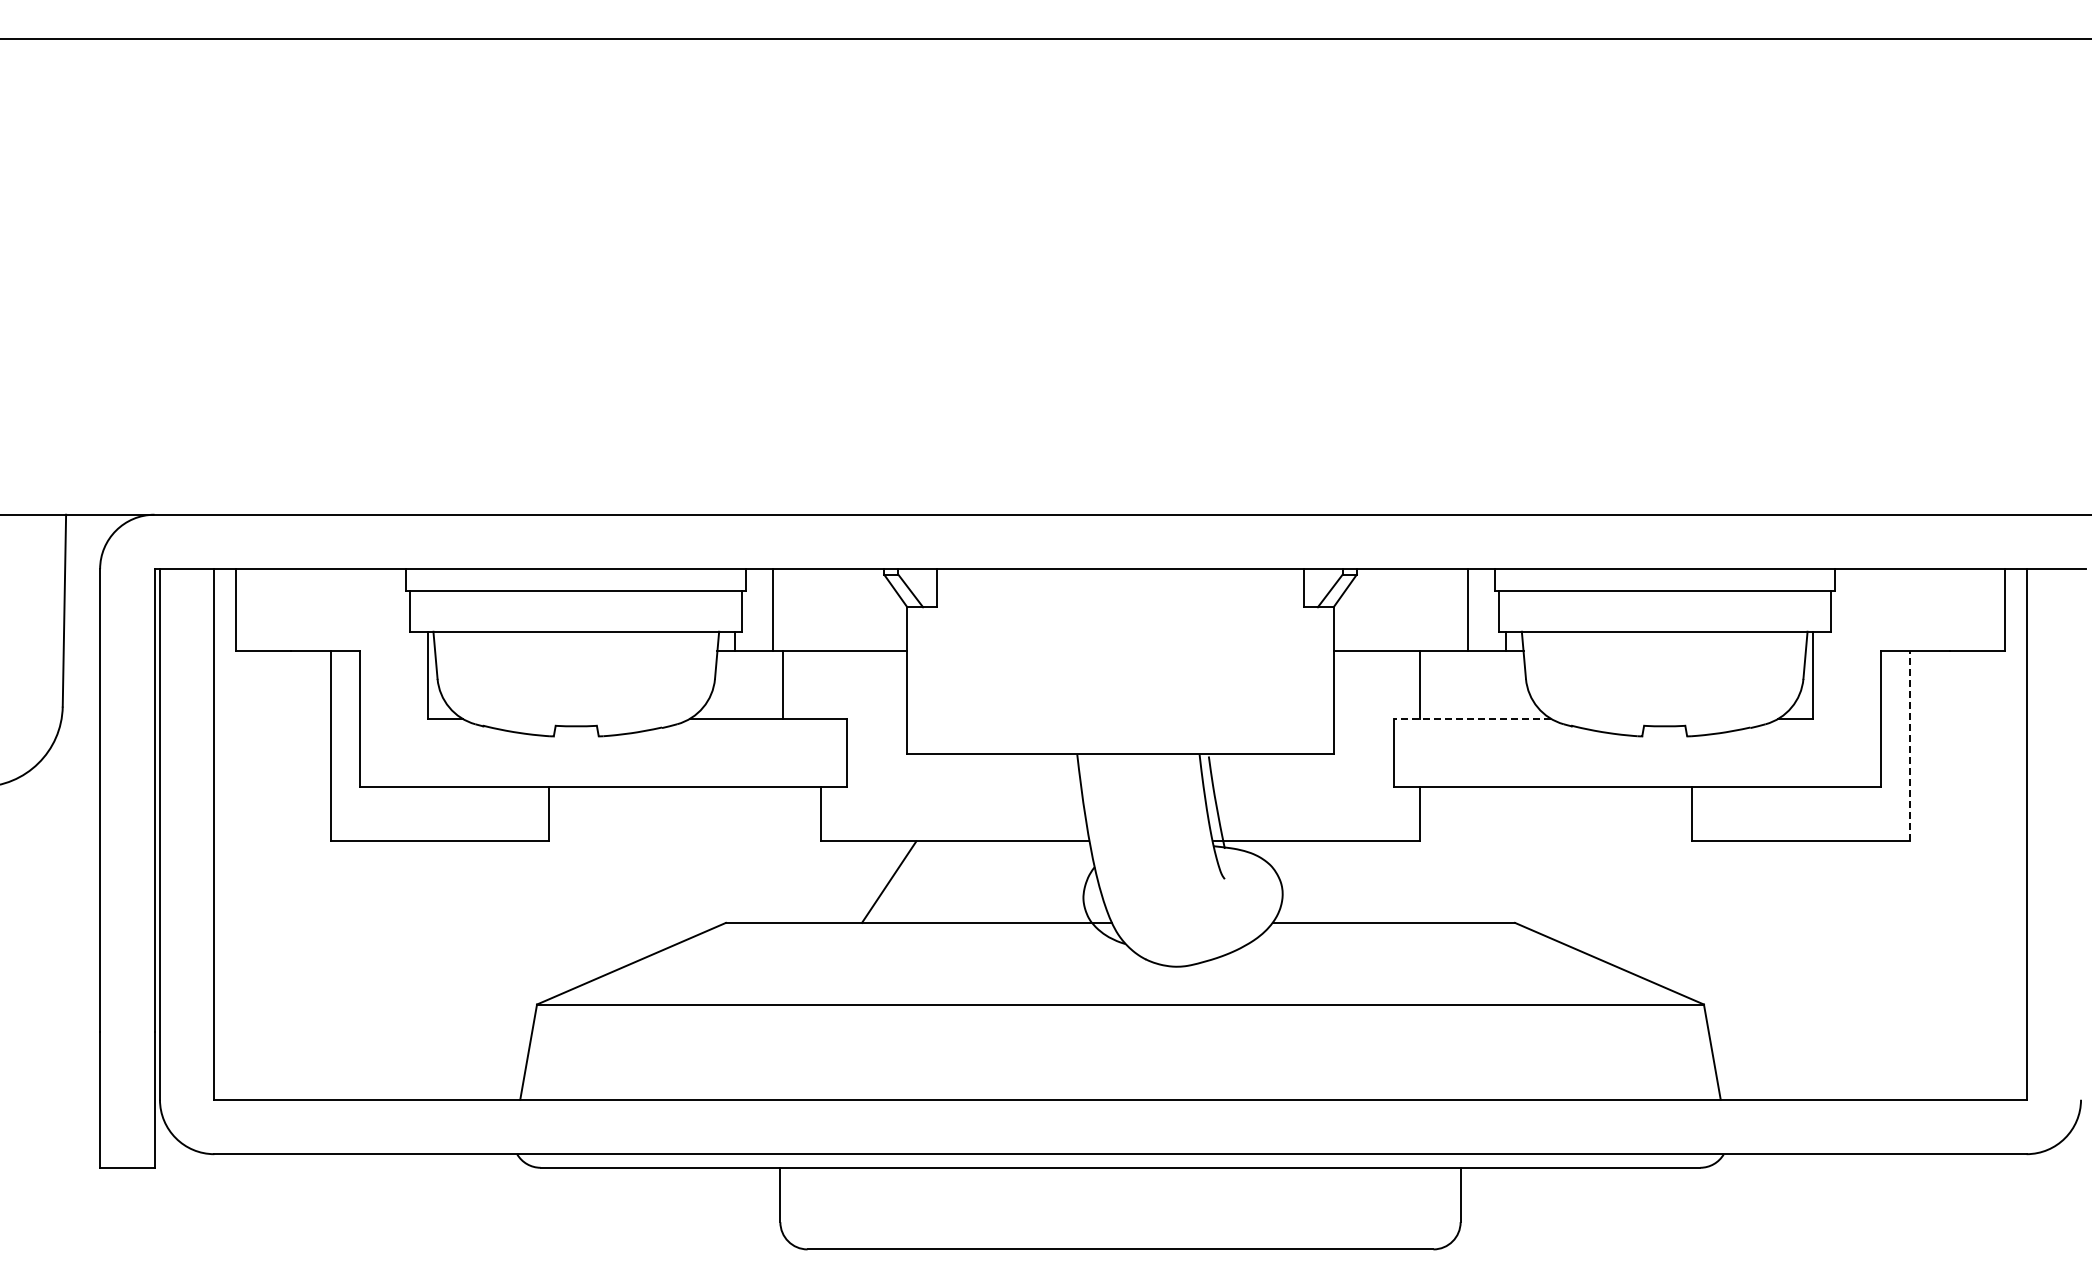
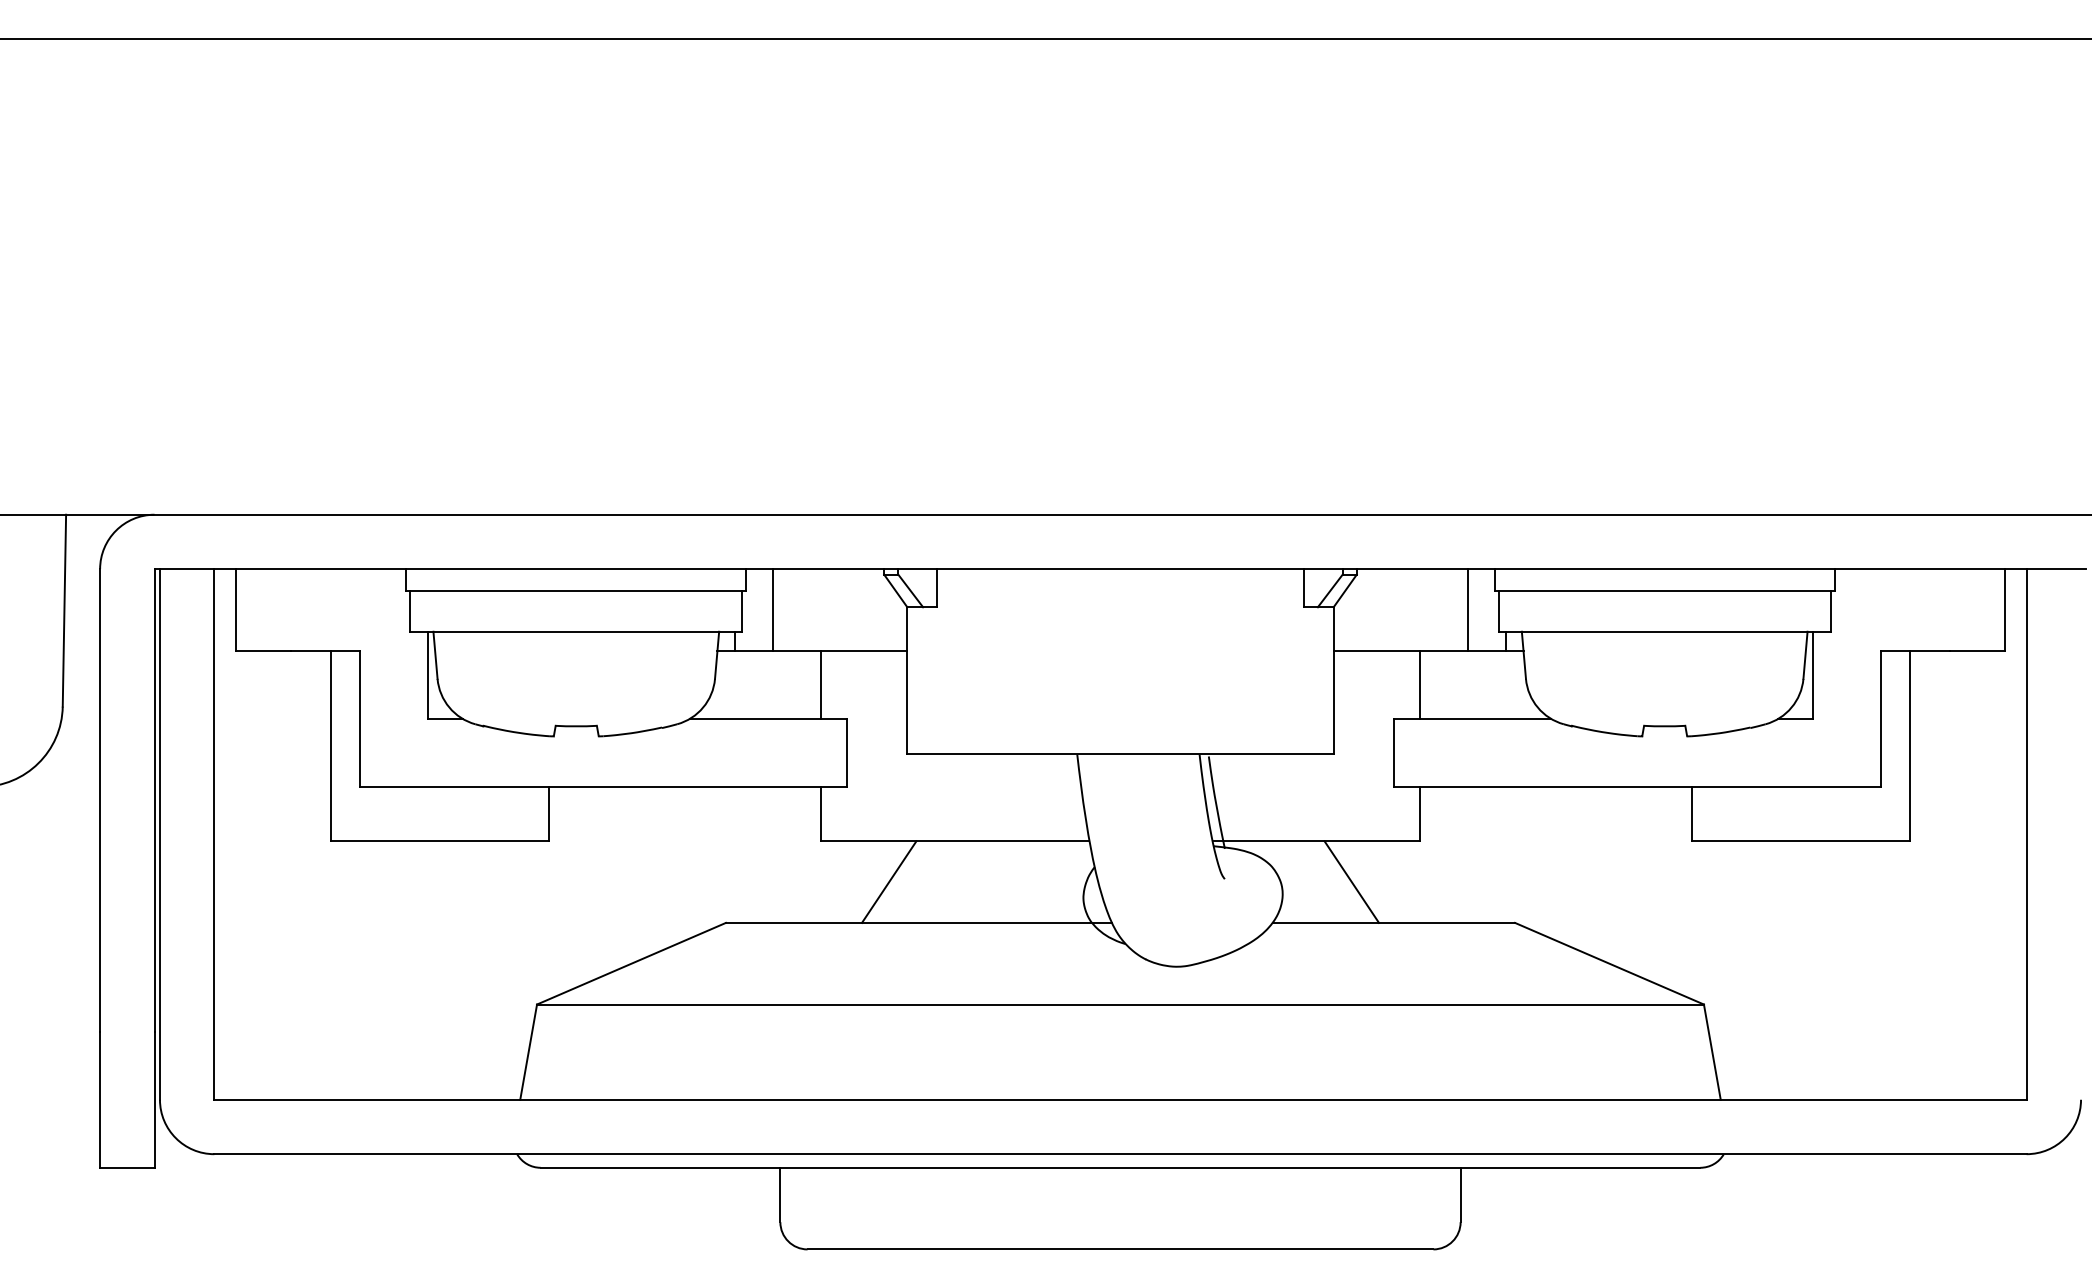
line position: (783, 684) -> (821, 684) (821, 684)
line: dashed -> solid (1472, 718)
line: dashed -> solid (1909, 745)
line: none -> present (1351, 881)
